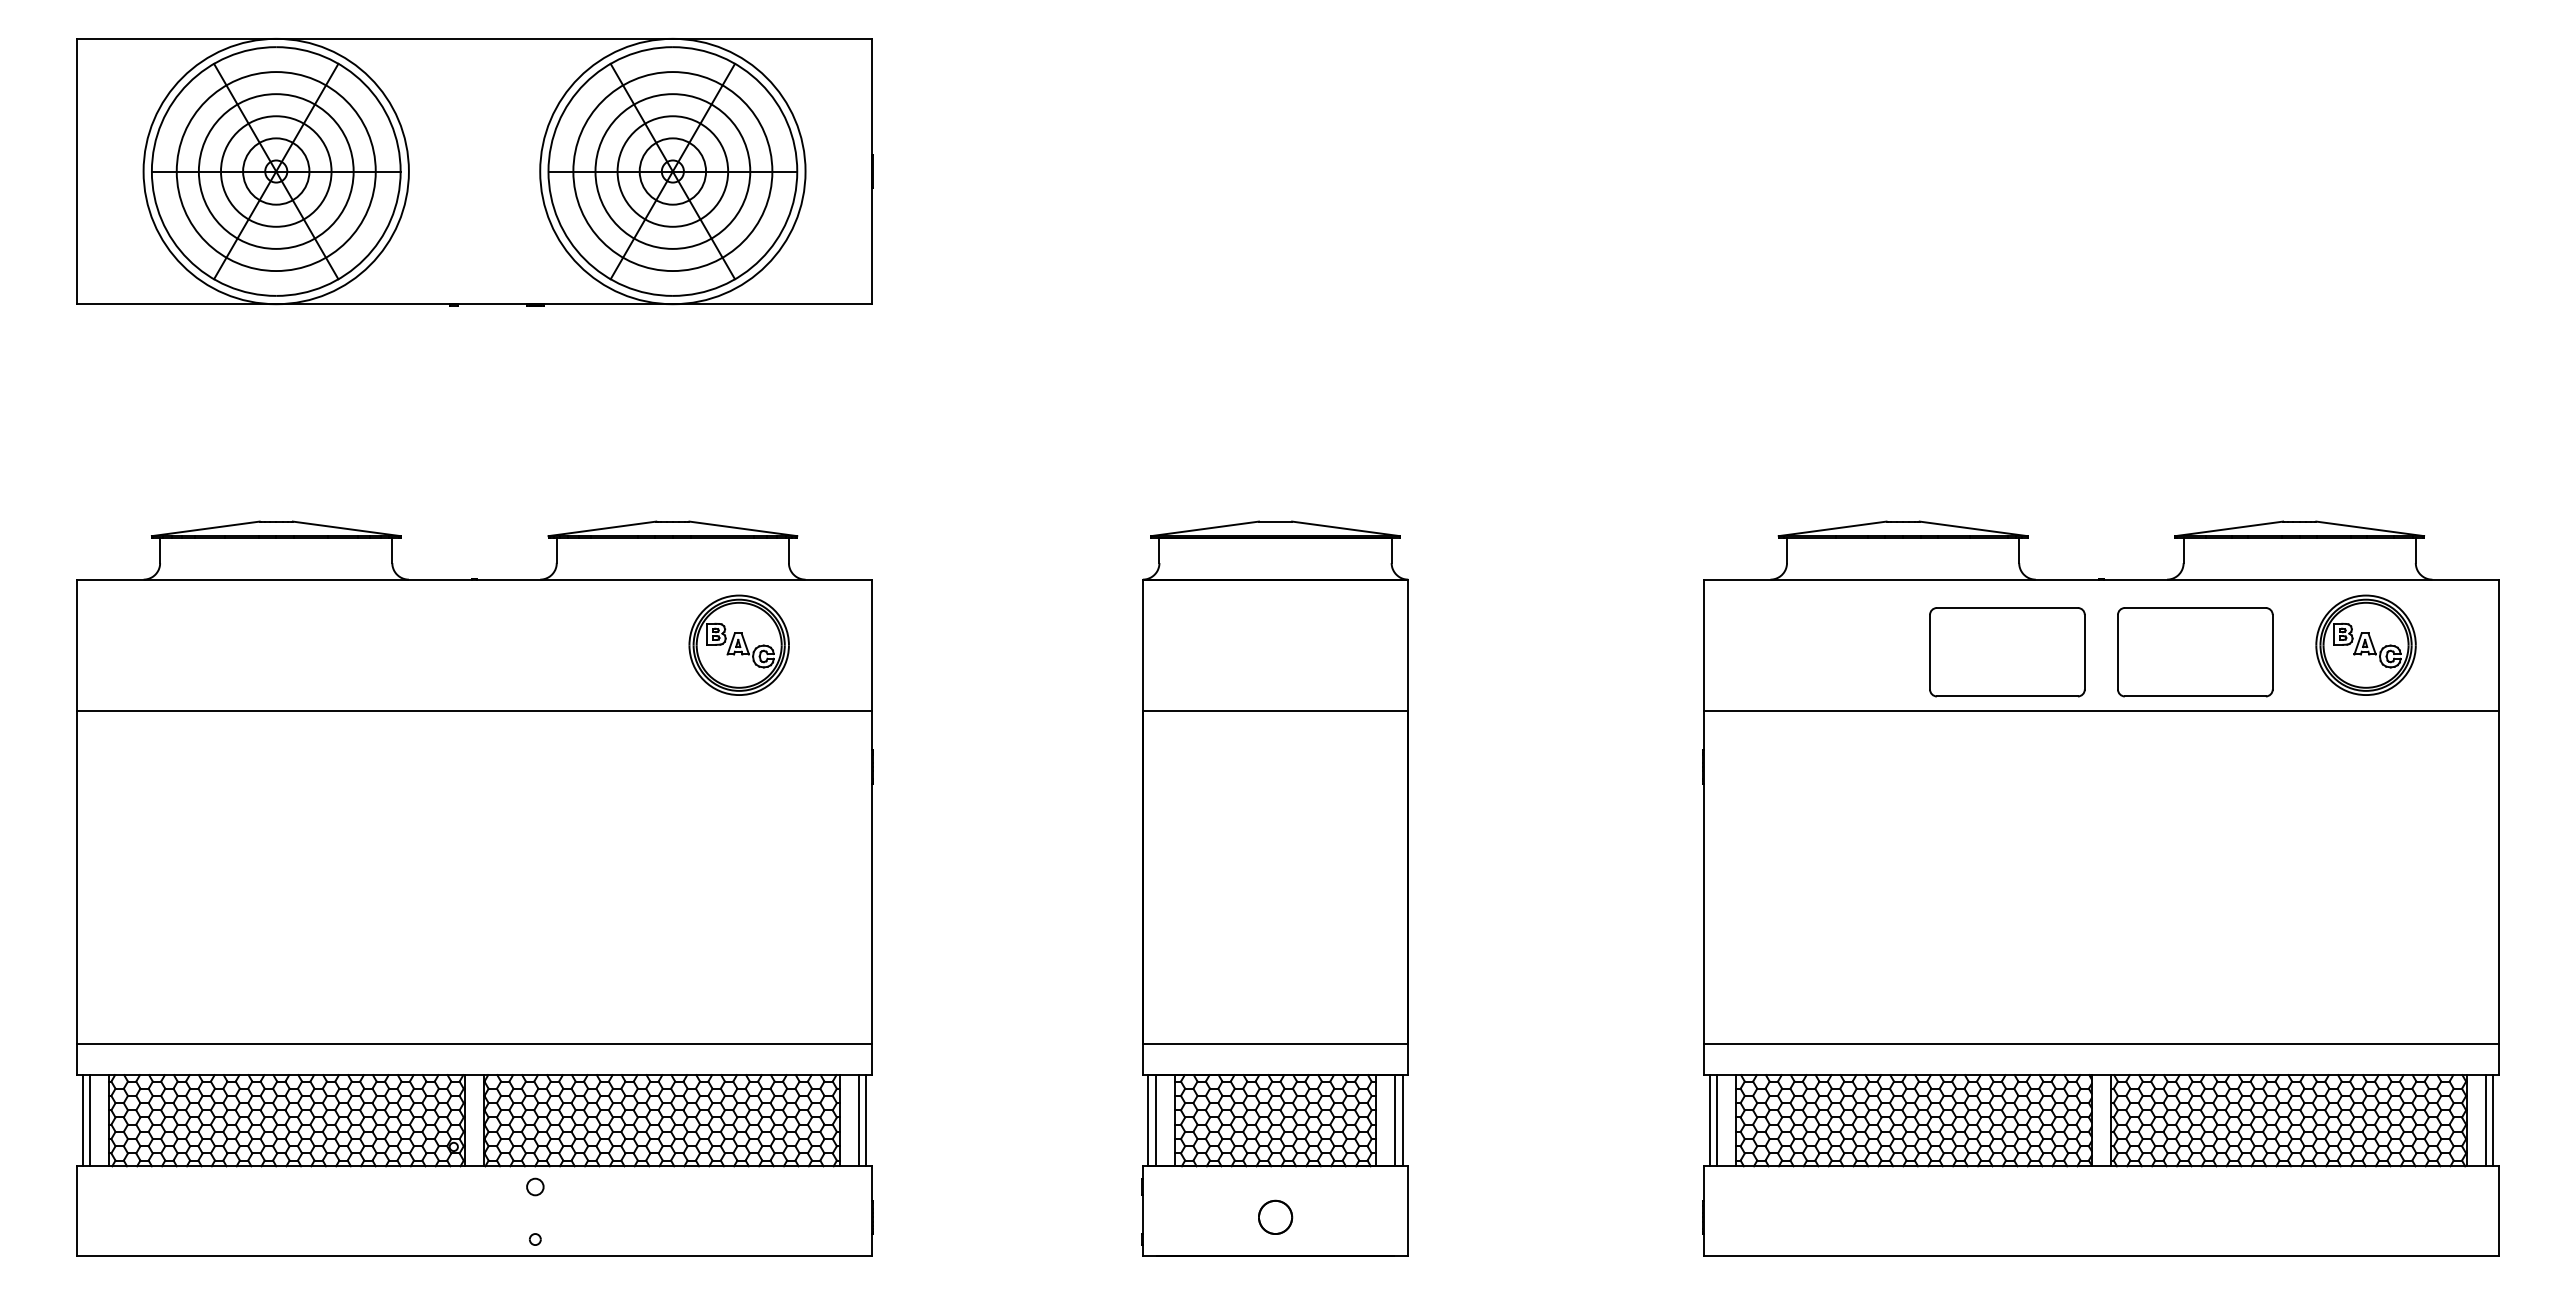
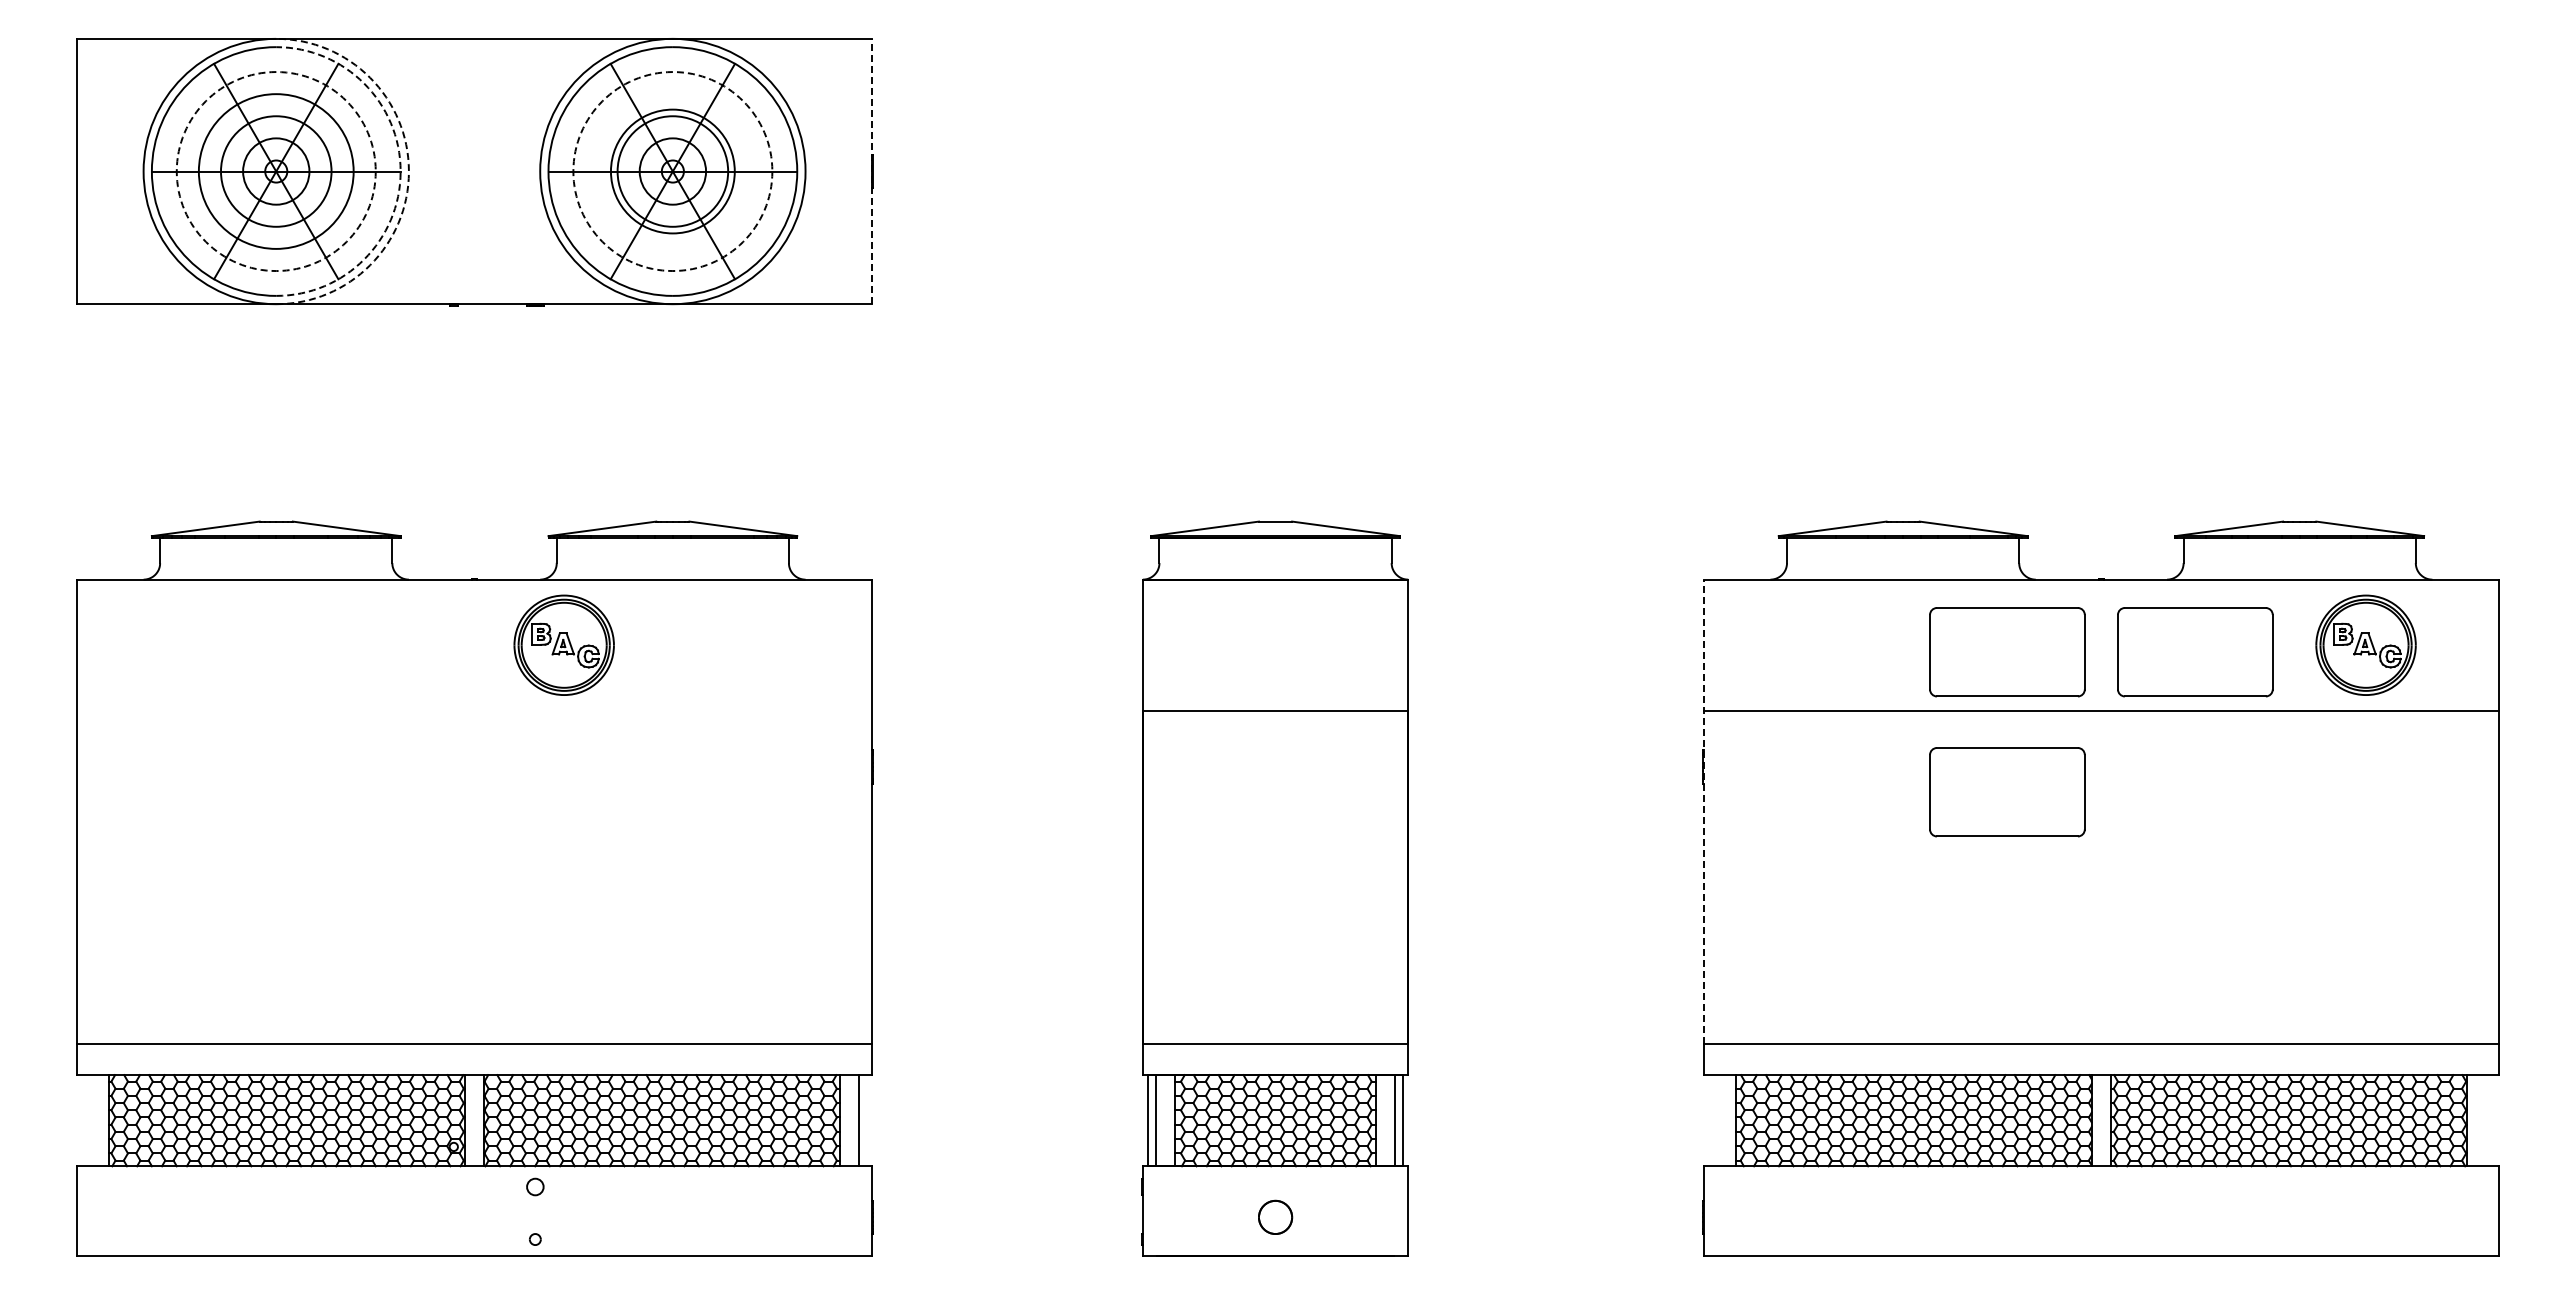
circle: solid -> dashed (275, 171)
arc: solid -> dashed (400, 171)
arc: solid -> dashed (408, 171)
circle diameter: 155 px -> 124 px (672, 171)
circle: solid -> dashed (672, 171)
line: solid -> dashed (871, 171)
part position: (738, 644) -> (563, 644) (563, 644)
line: present -> none (474, 710)
part: none -> present (2007, 792)
line: solid -> dashed (1704, 811)
line: present -> none (82, 1120)
line: present -> none (90, 1120)
line: present -> none (866, 1120)
line: present -> none (1709, 1120)
line: present -> none (1717, 1120)
line: present -> none (2485, 1120)
line: present -> none (2493, 1120)
